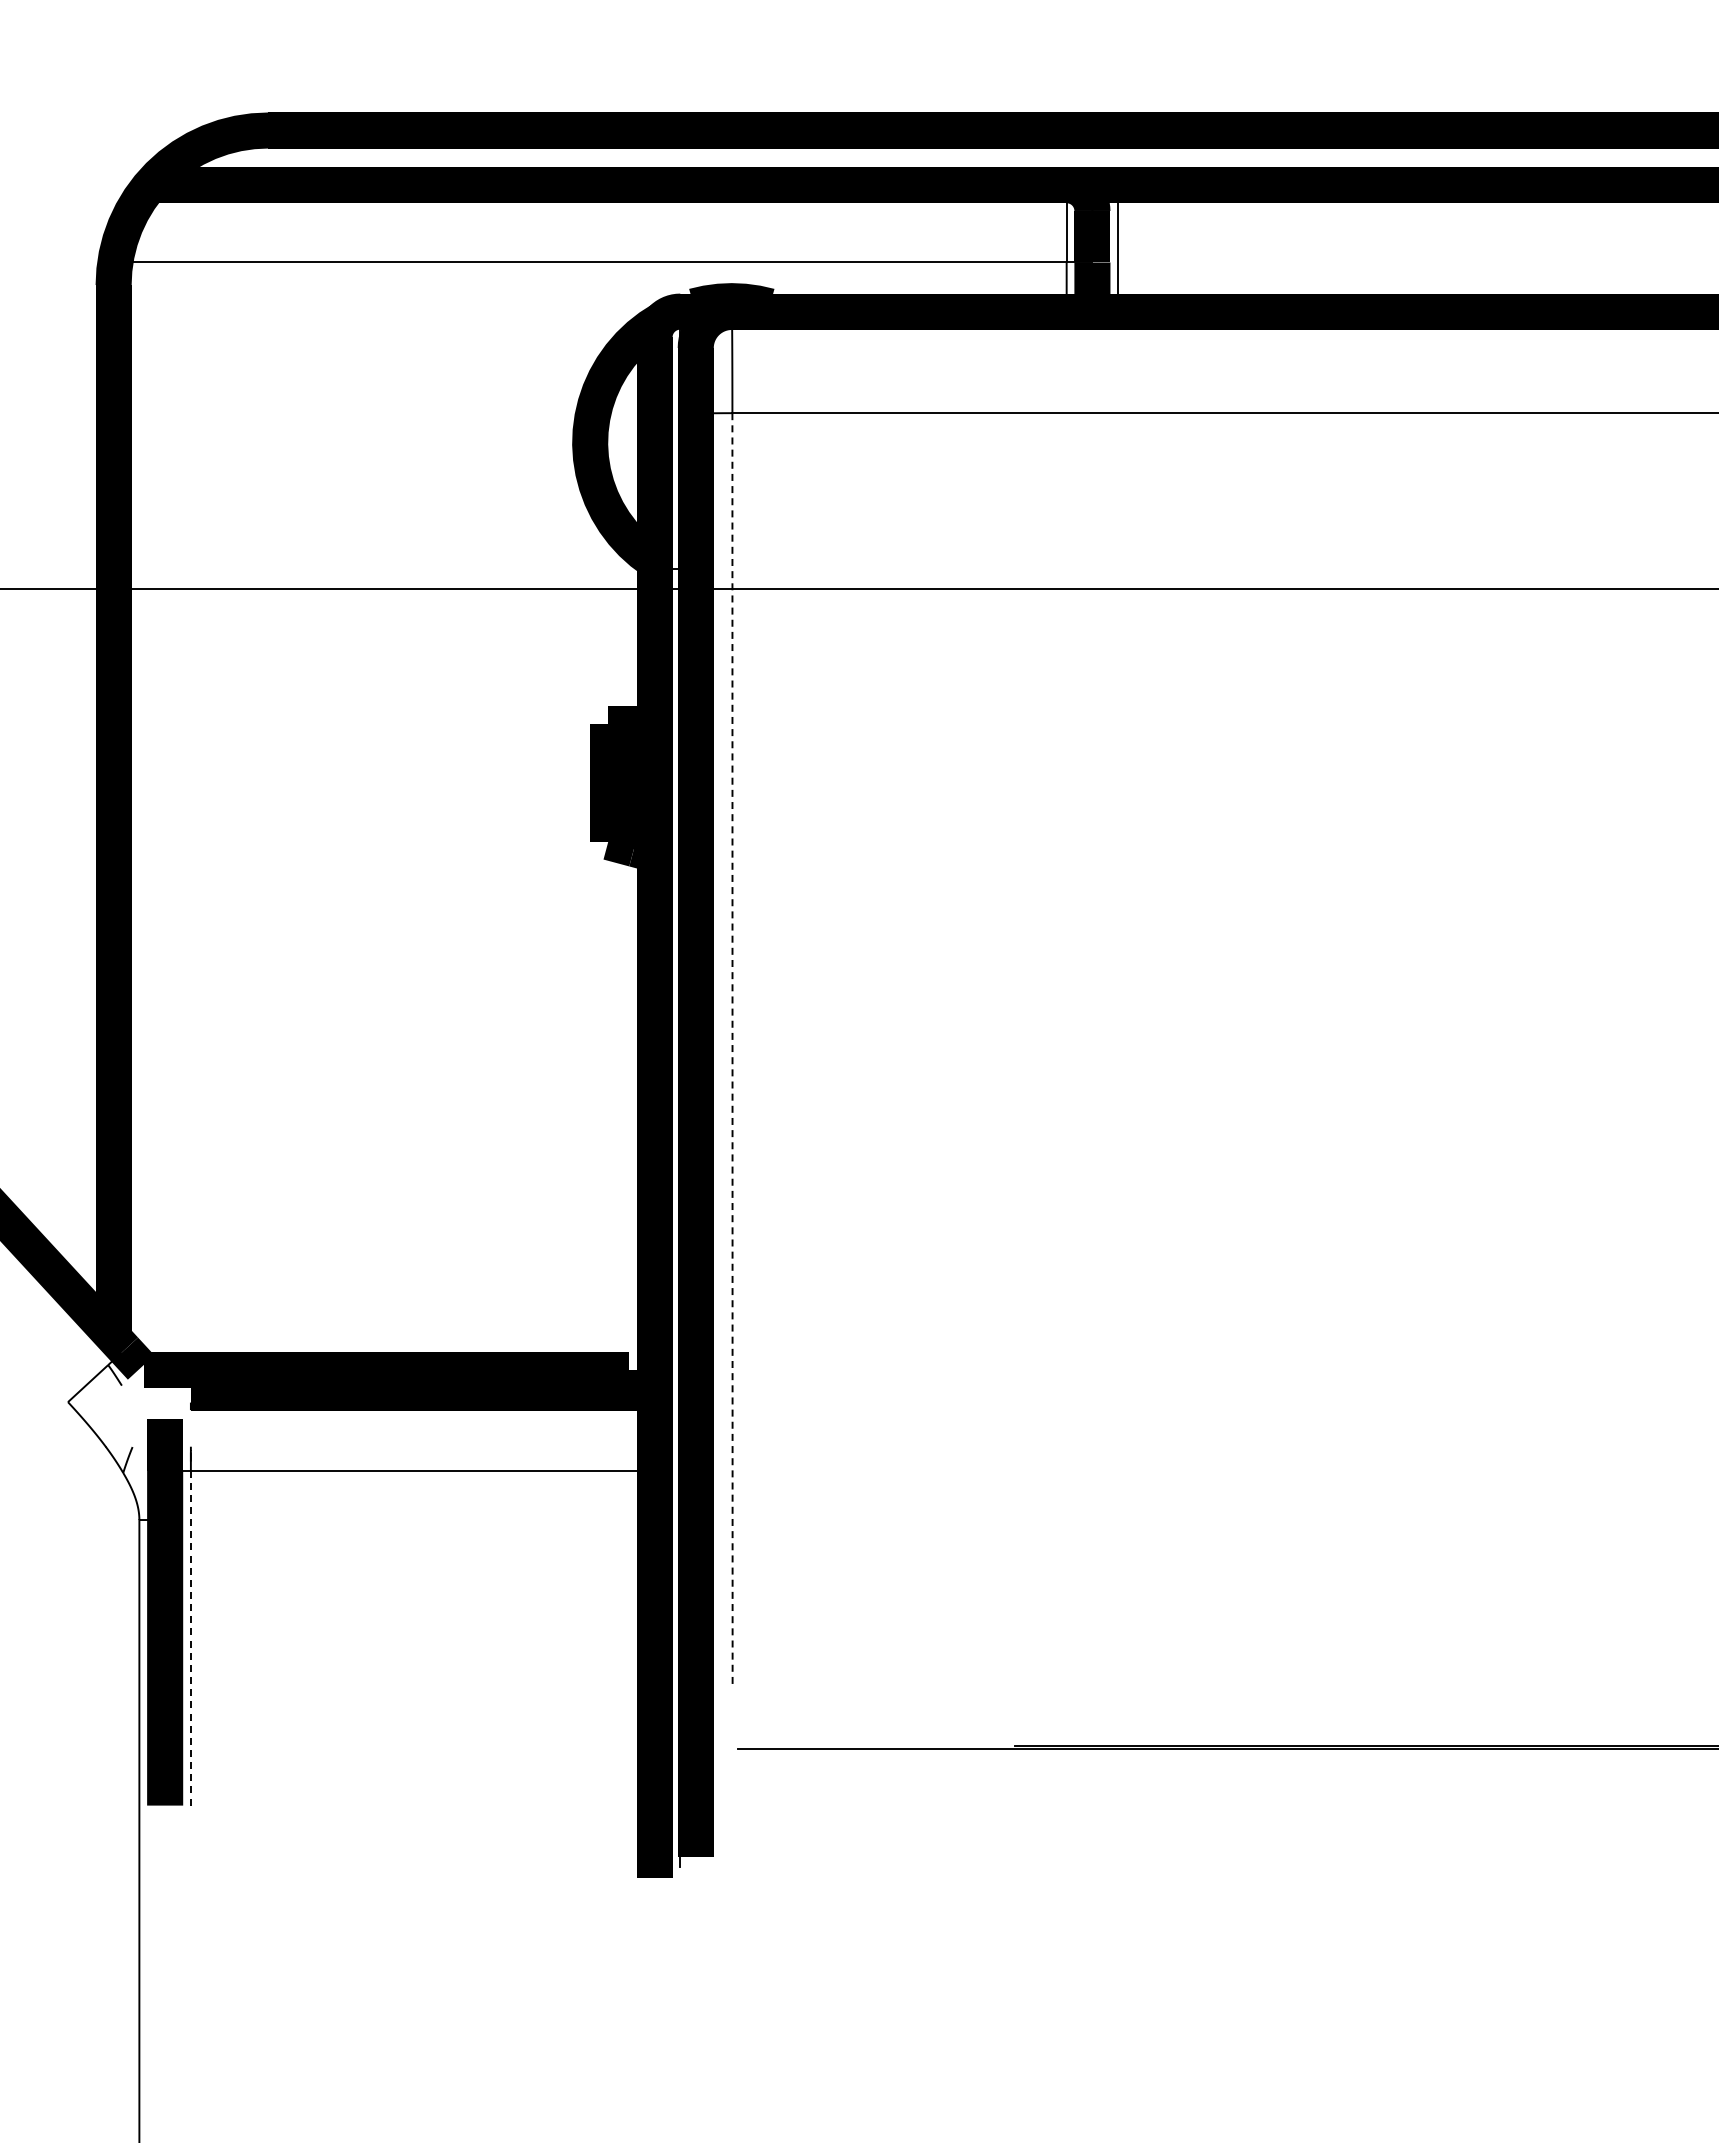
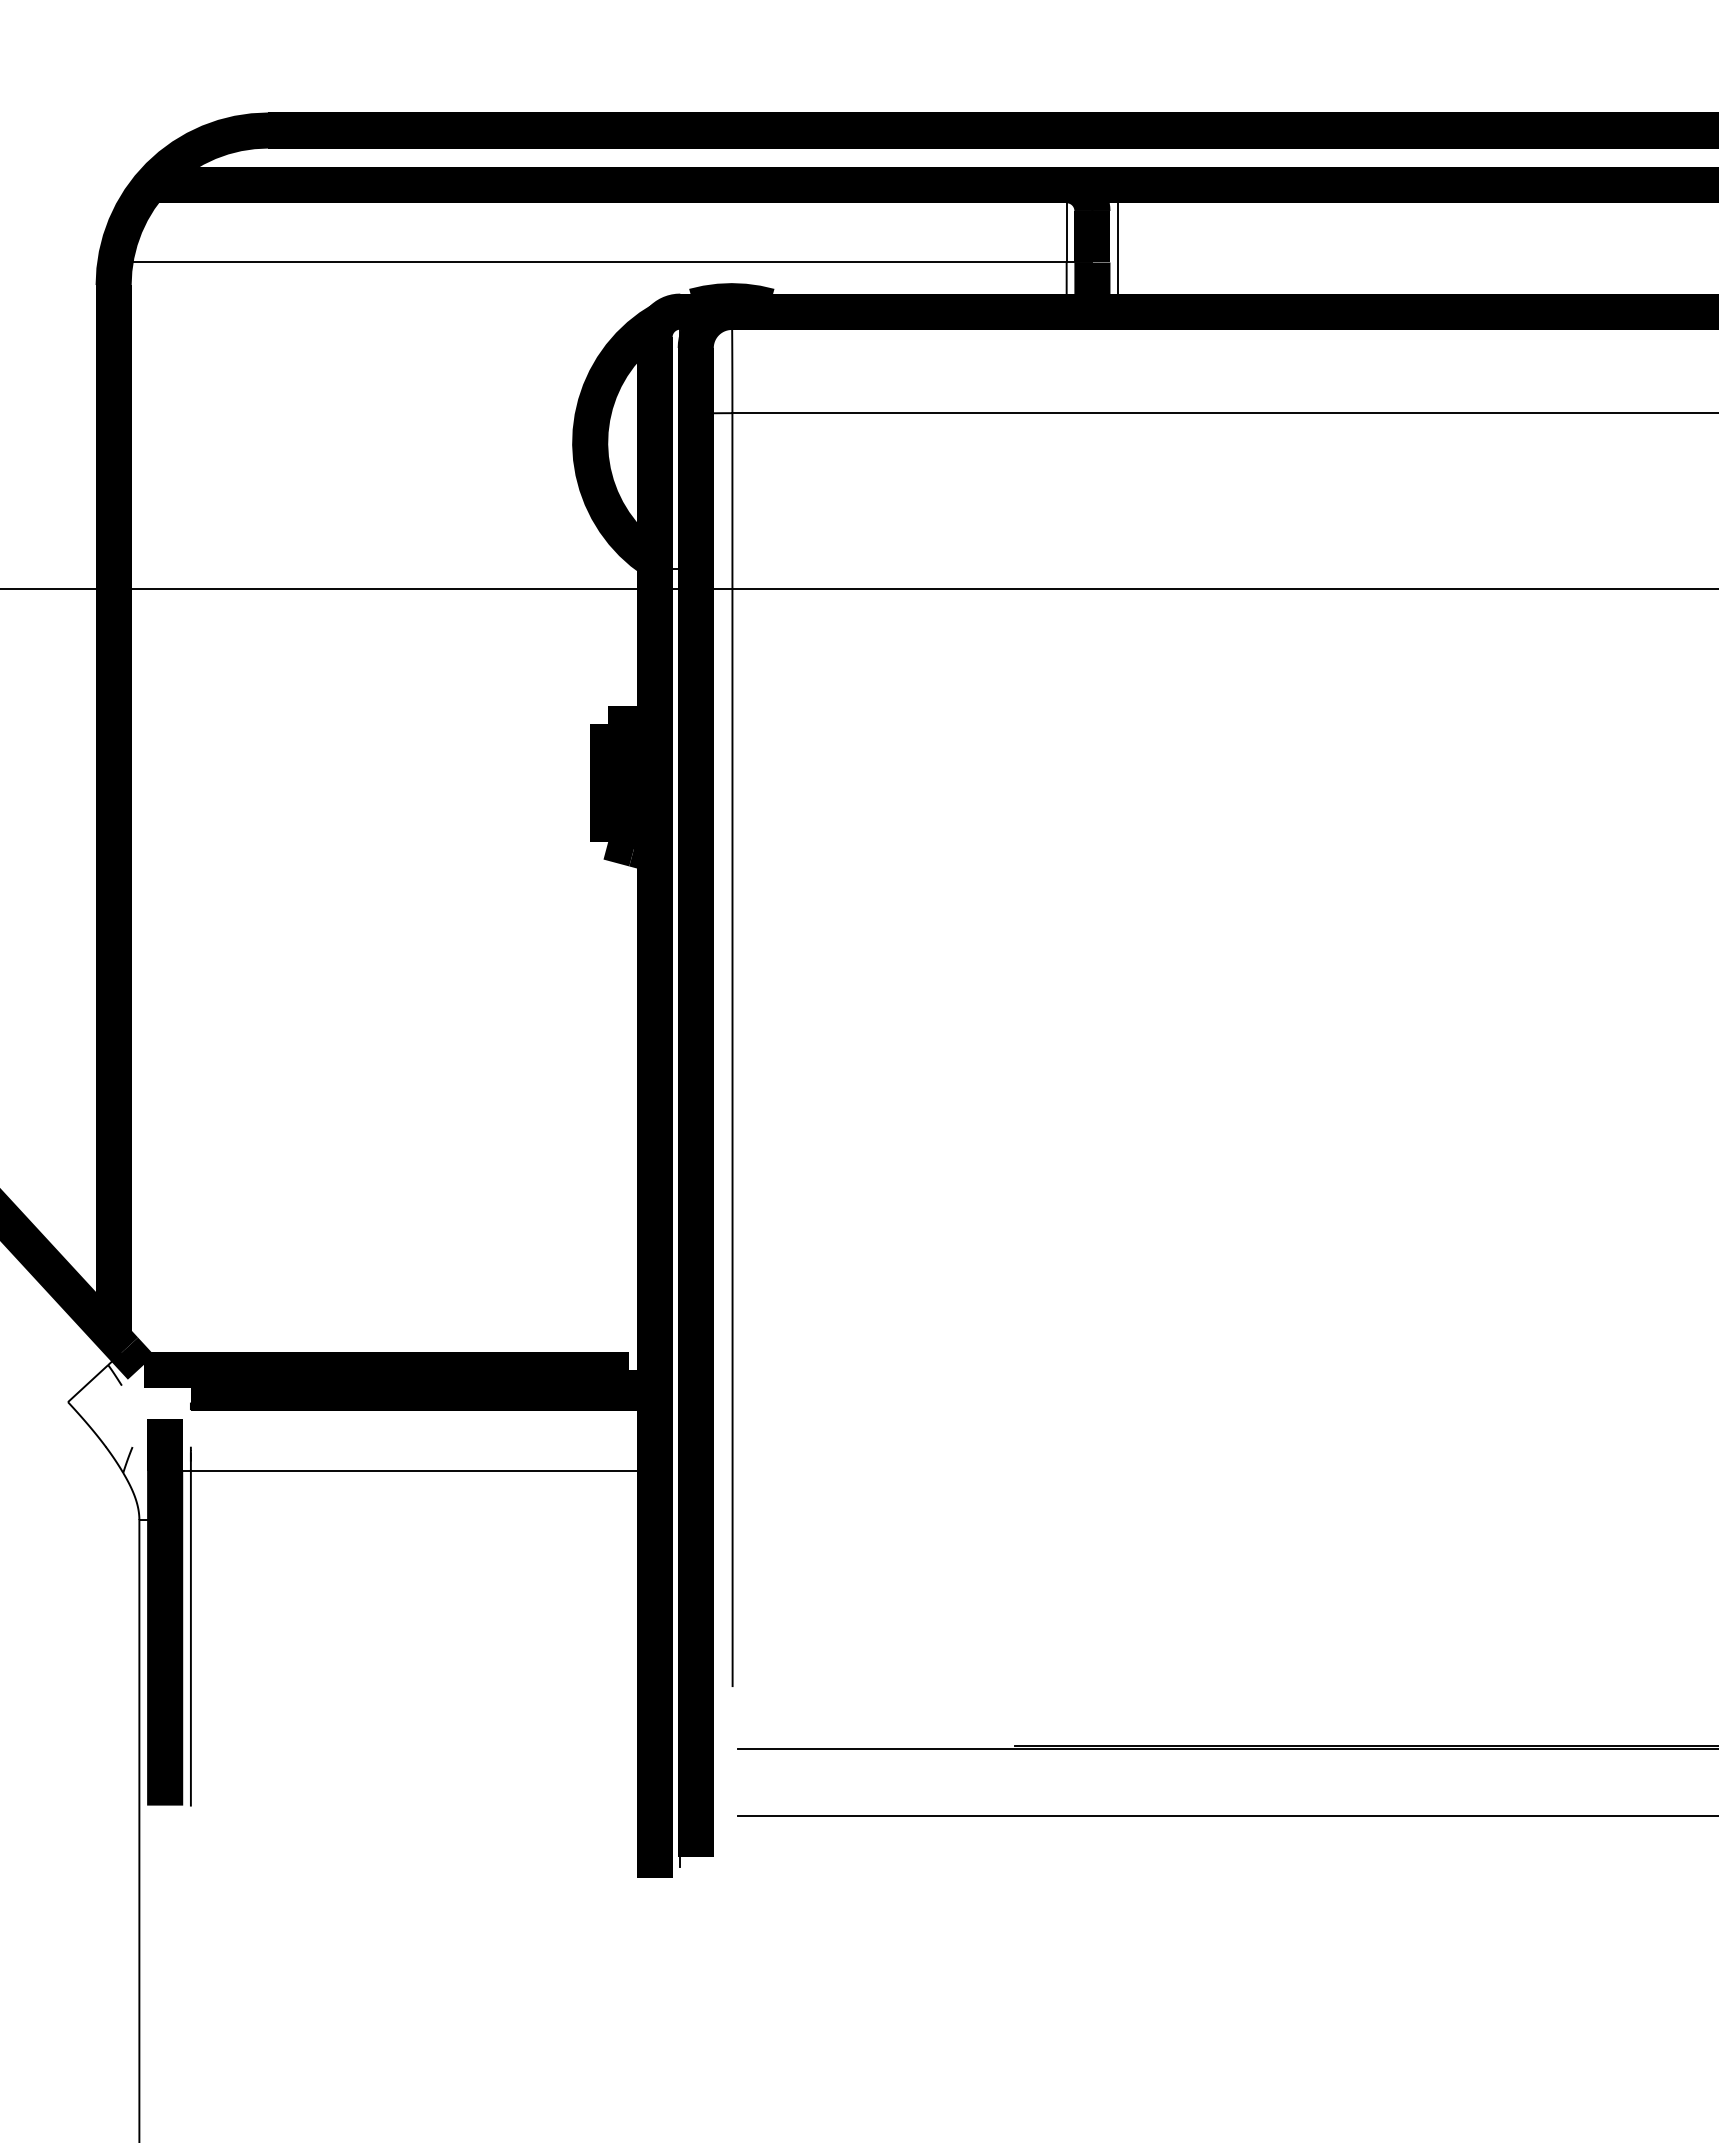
line: dashed -> solid (732, 1050)
line: dashed -> solid (190, 1637)
line: none -> present (1226, 1815)
